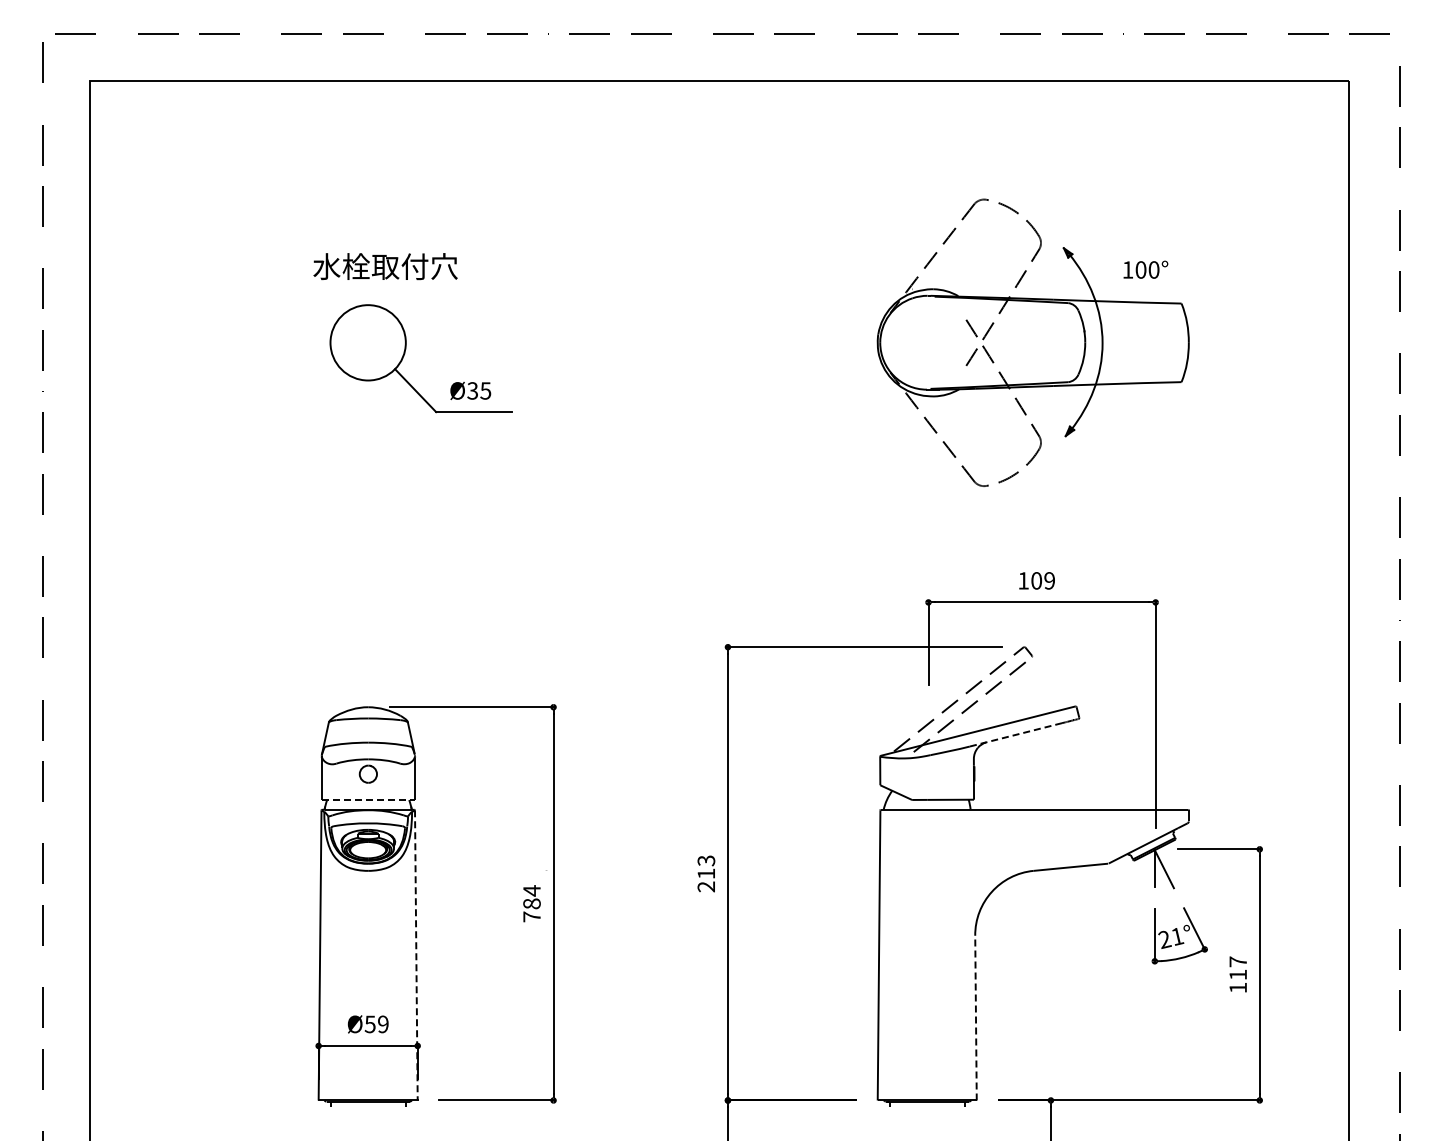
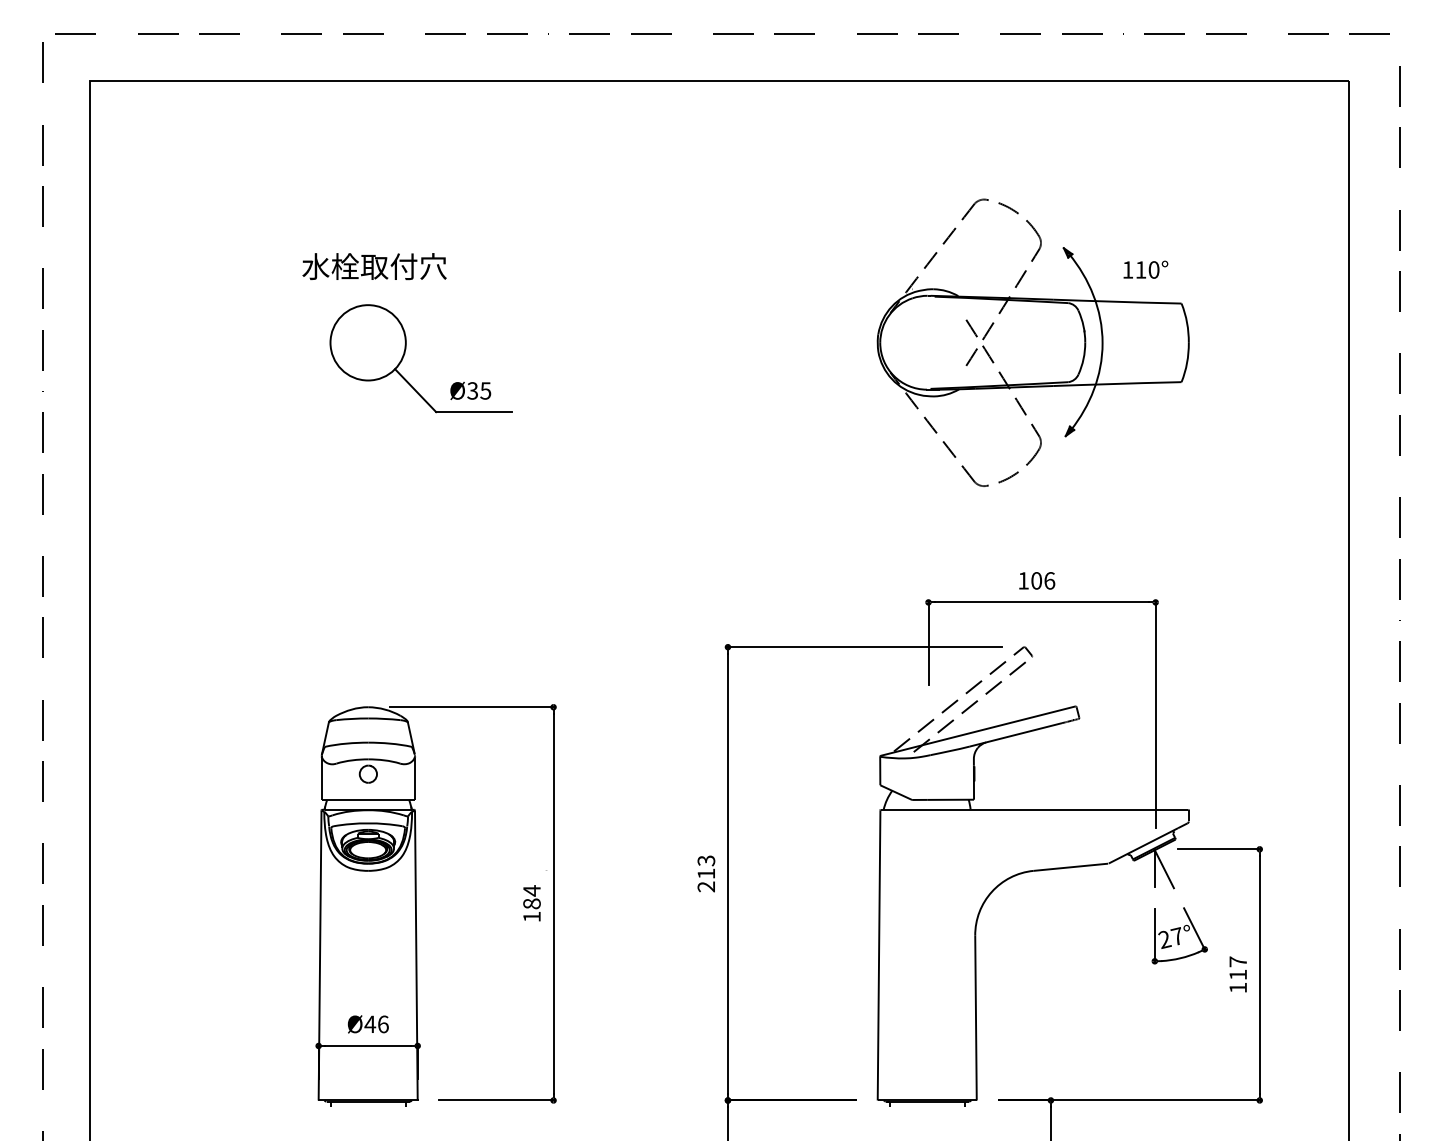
text position: (385, 266) -> (374, 266) (374, 266)
text: 100° -> 110° (1140, 269)
text: 109 -> 106 (1049, 580)
line: dashed -> solid (1015, 734)
line: dashed -> solid (368, 800)
text: 784 -> 184 (531, 916)
text: 21° -> 27° (1177, 936)
line: dashed -> solid (416, 955)
line: dashed -> solid (975, 1017)
text: Ø59 -> Ø46 (376, 1024)
